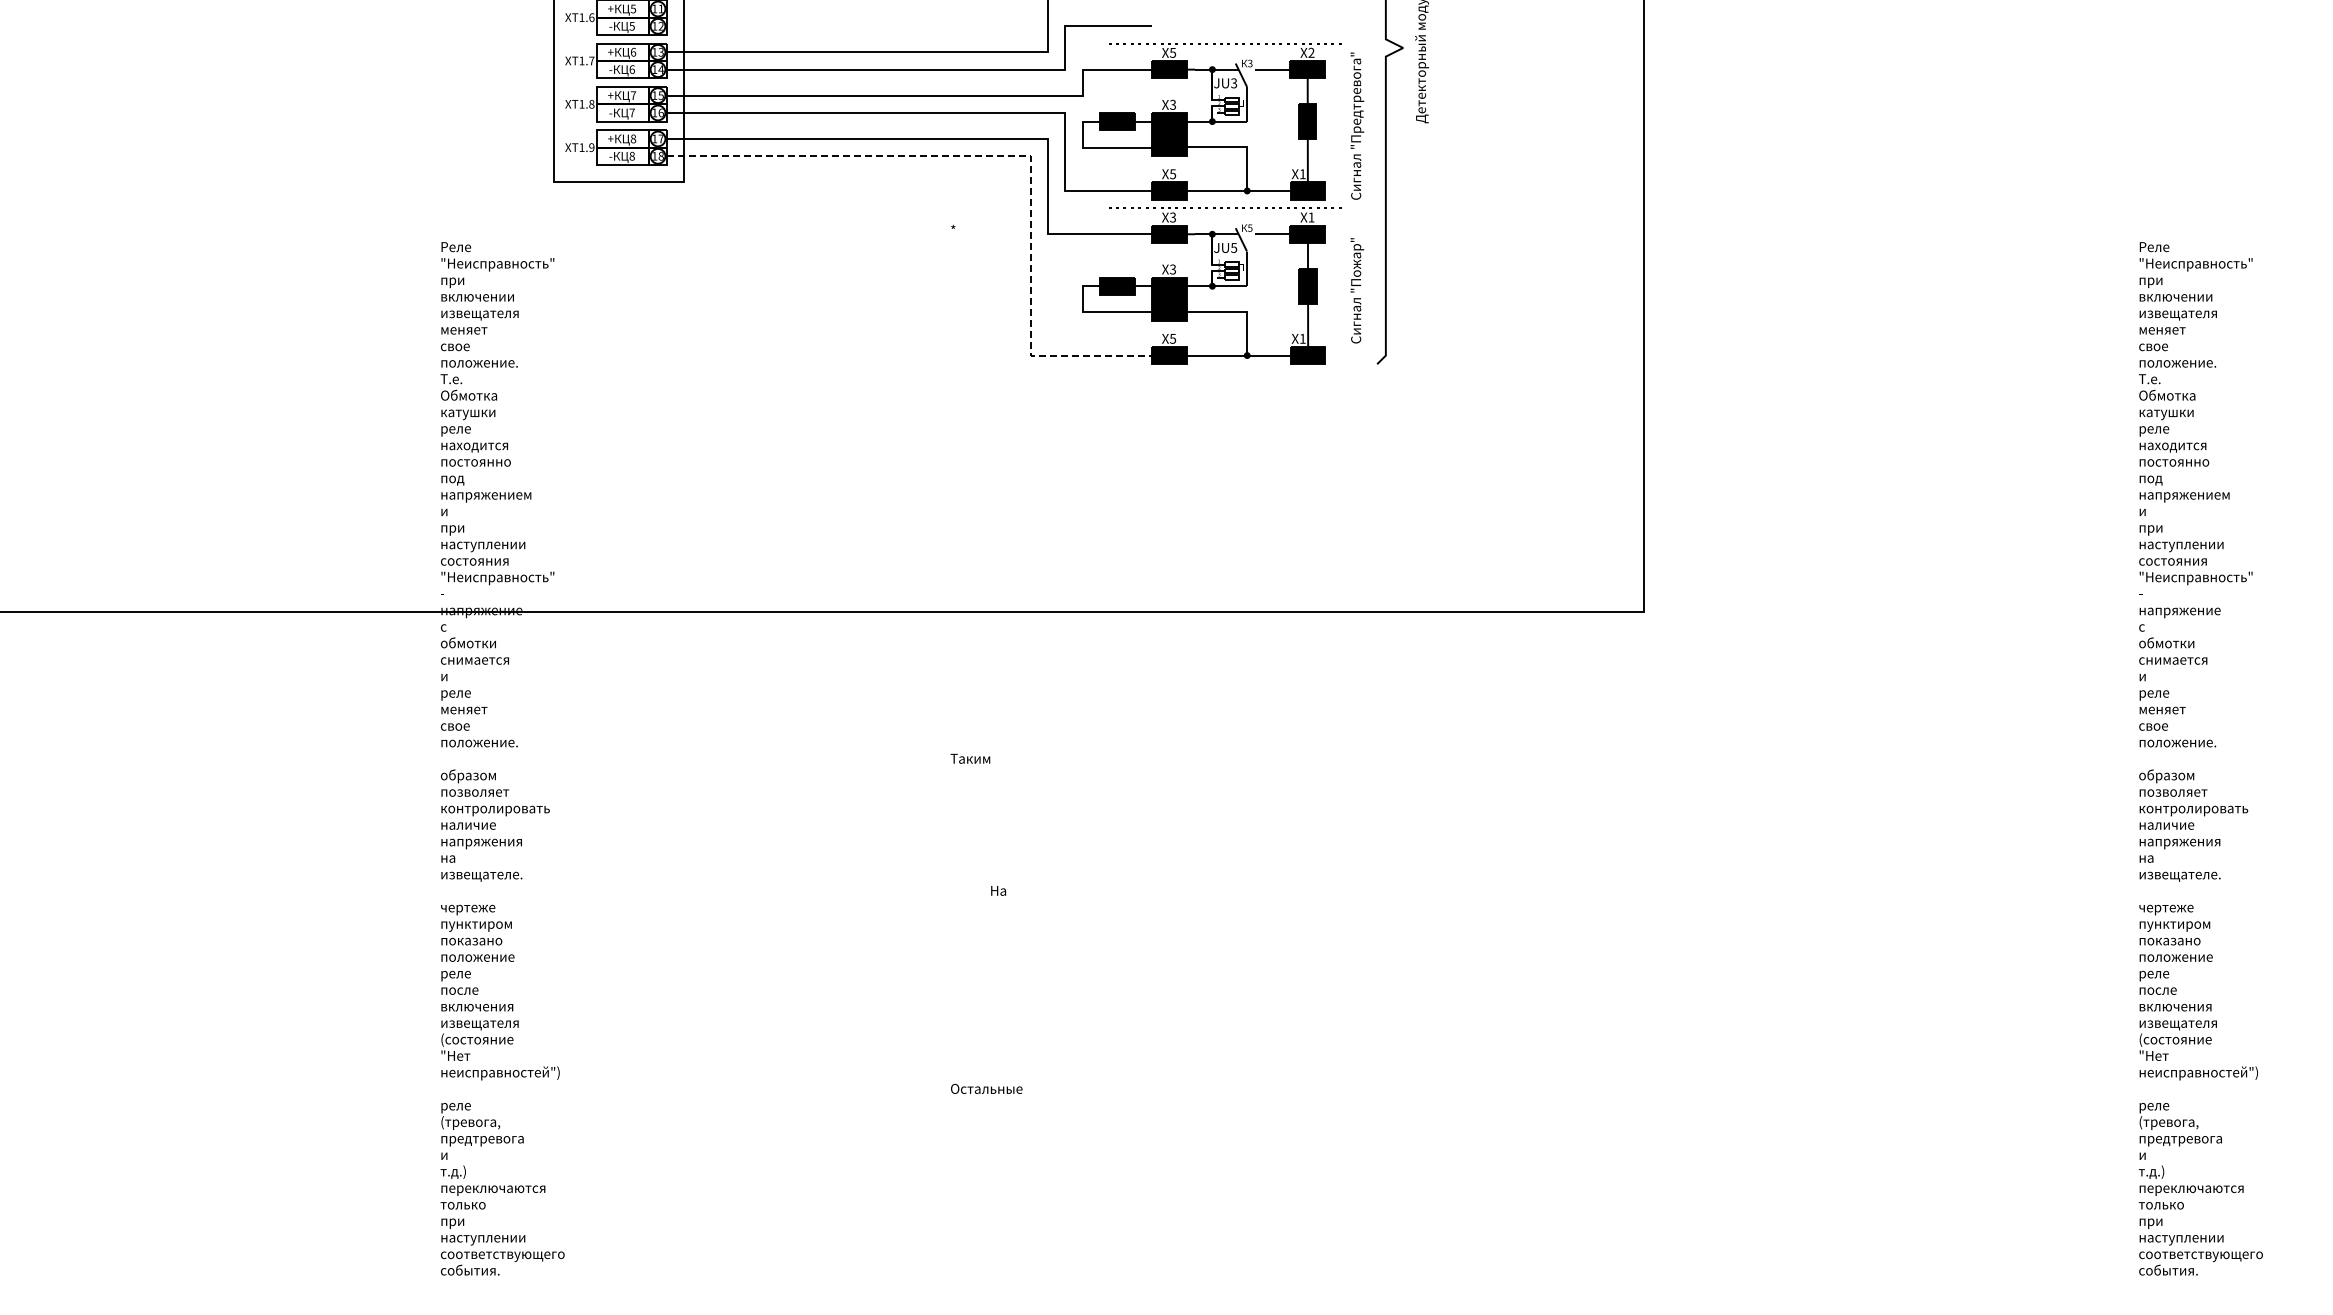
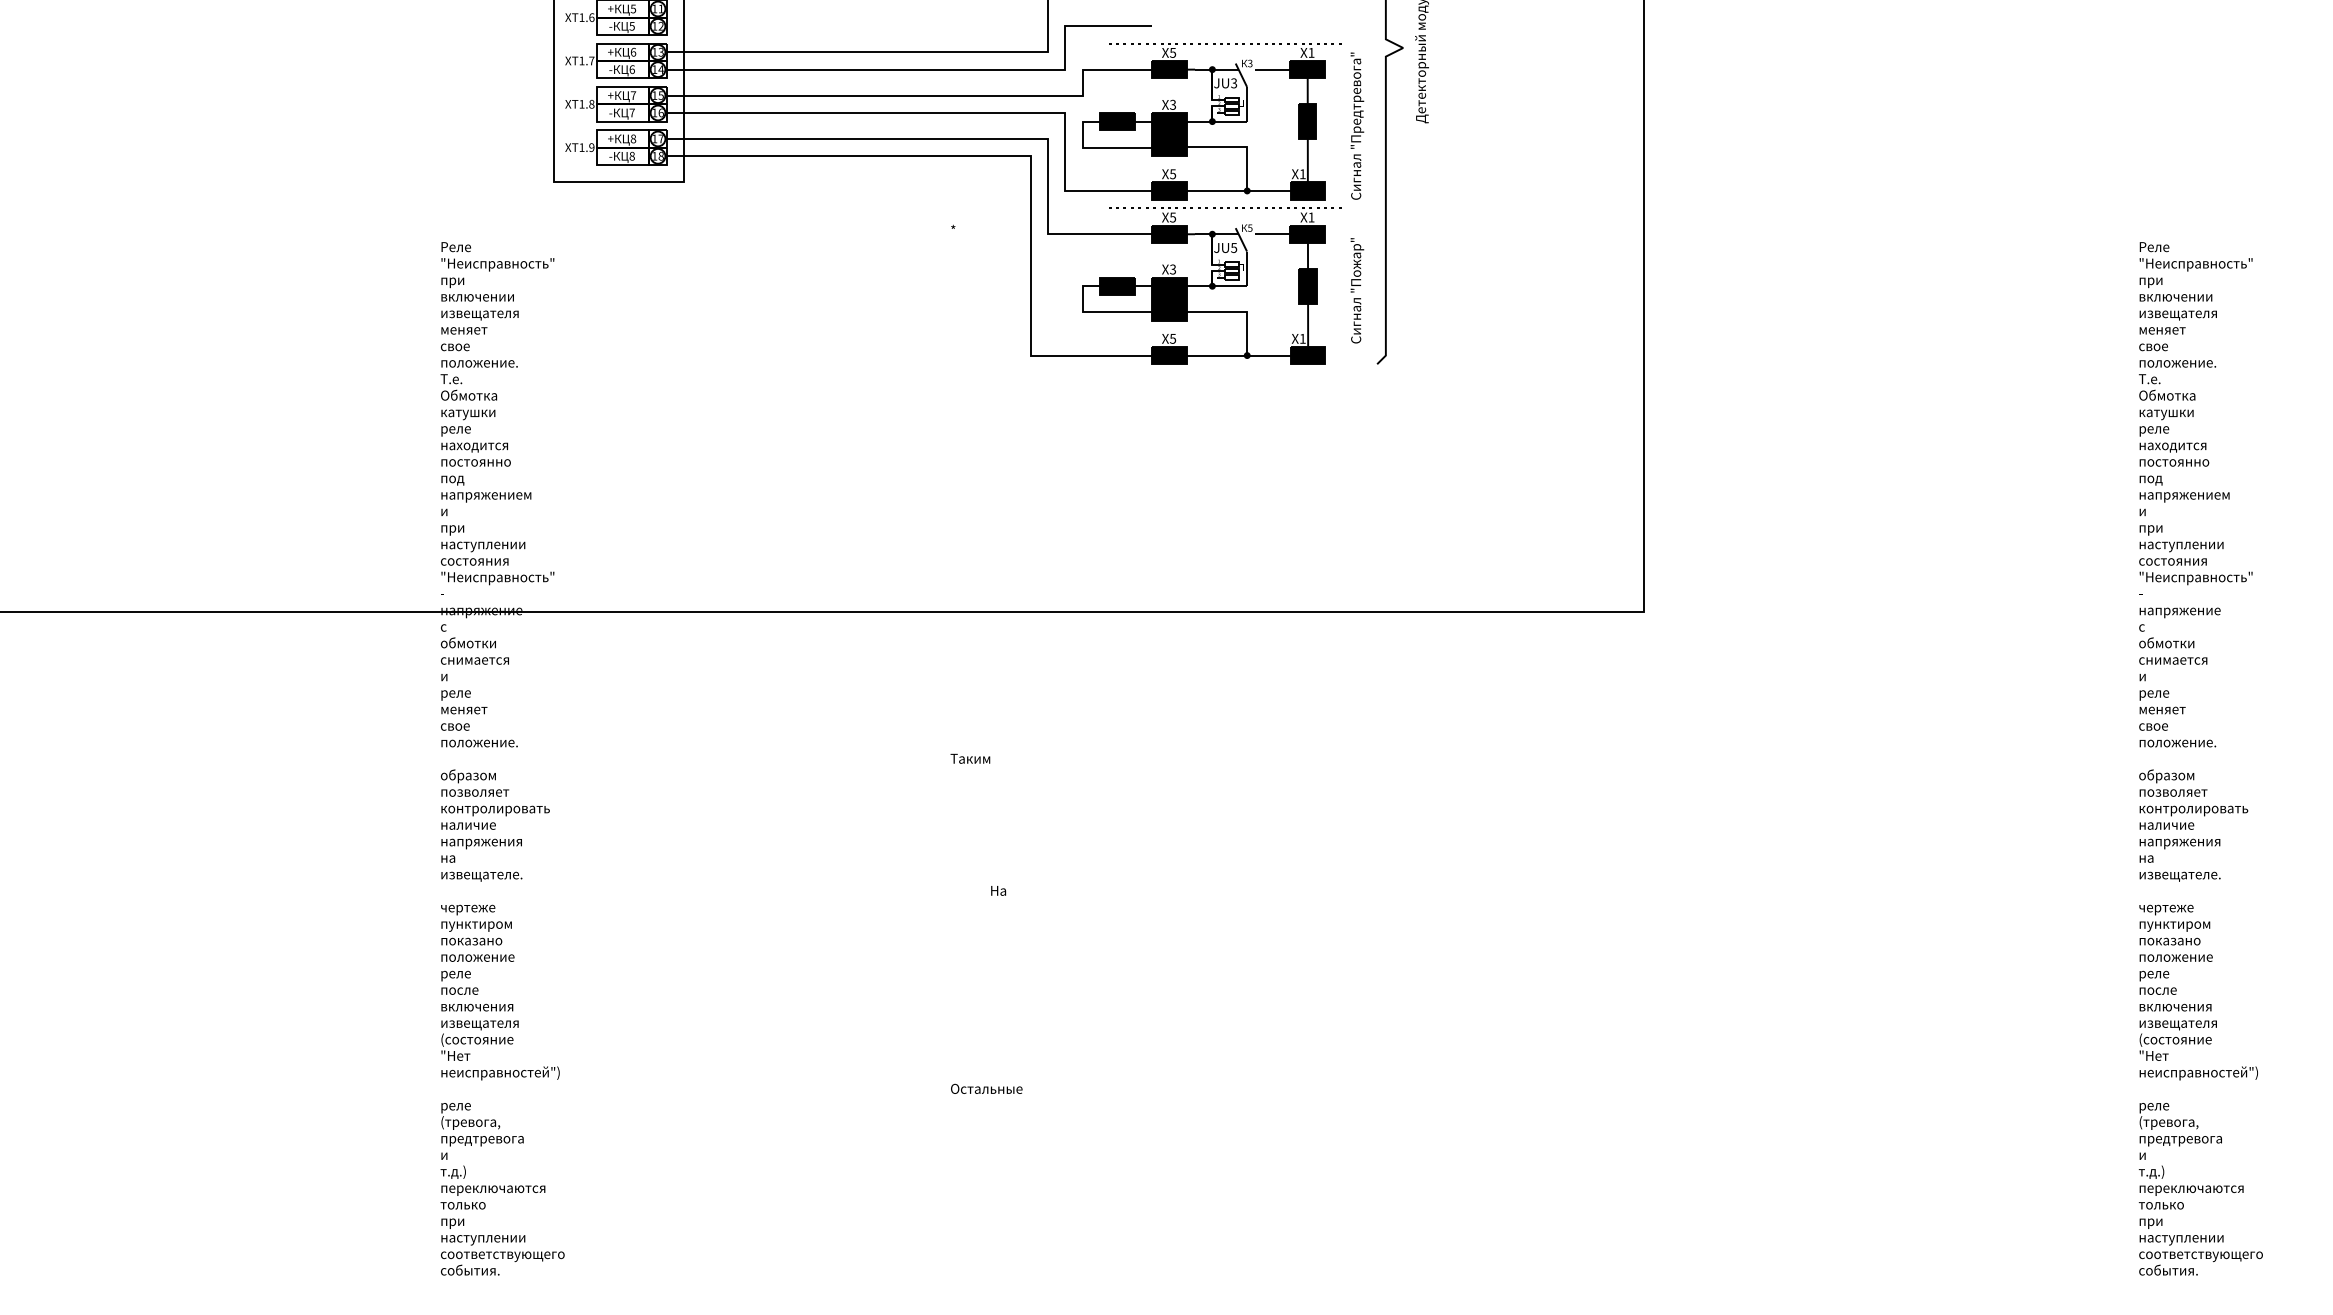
text: X2 -> X1 (1311, 52)
line: dashed -> solid (1010, 156)
text: X3 -> X5 (1172, 216)
